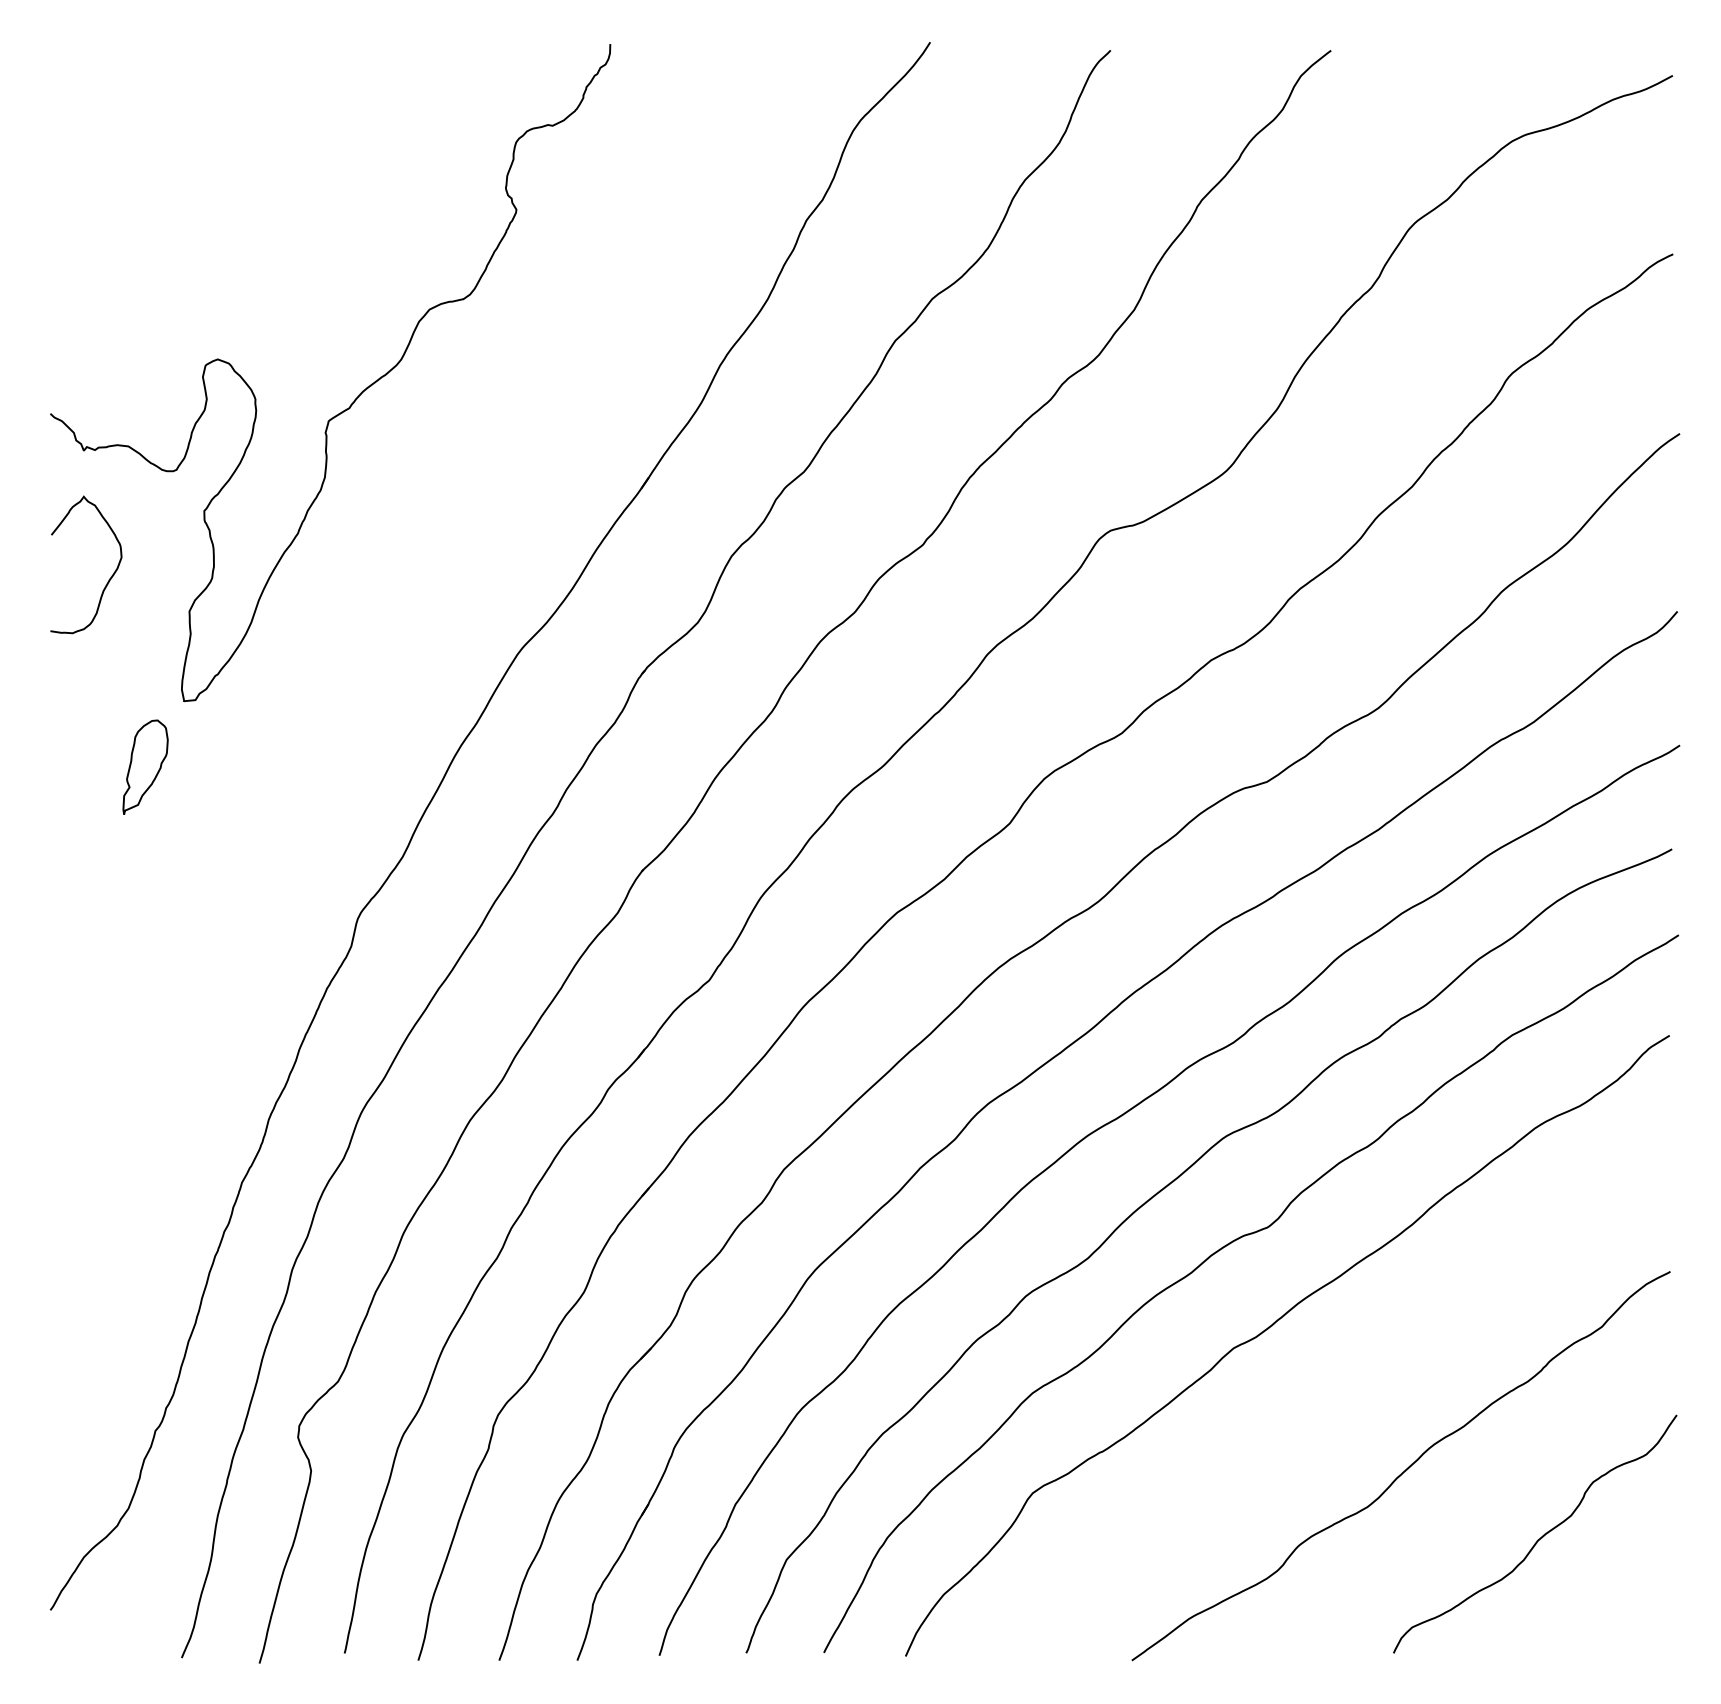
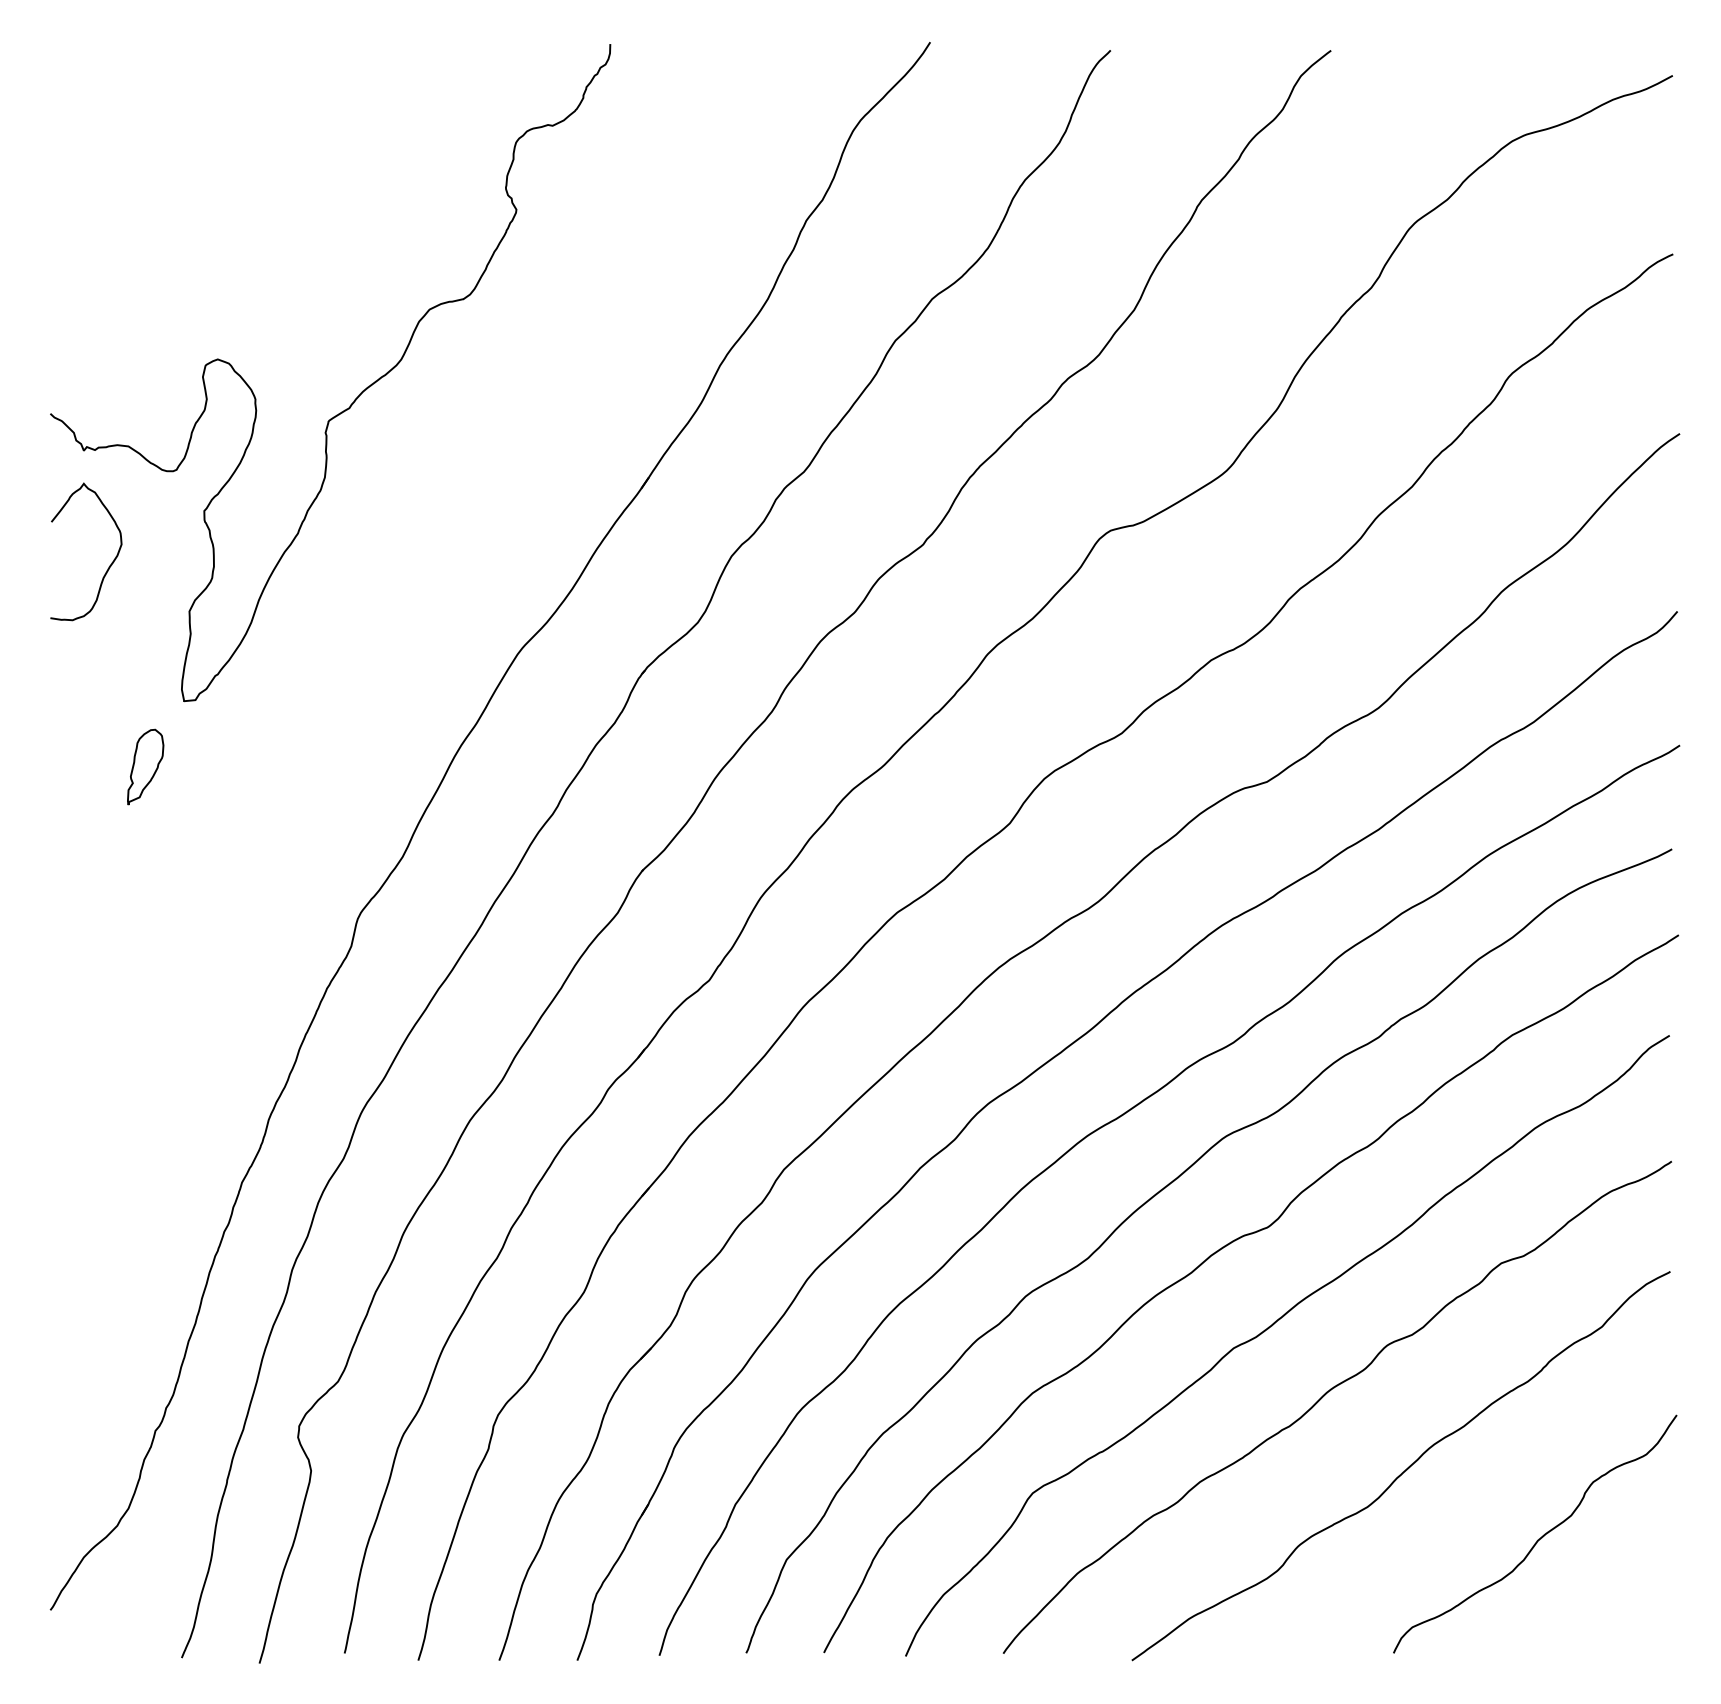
curve position: (109, 578) -> (109, 565) (109, 565)
part size: 47x96 px -> 38x78 px (145, 766)
curve: none -> present (1325, 1395)
